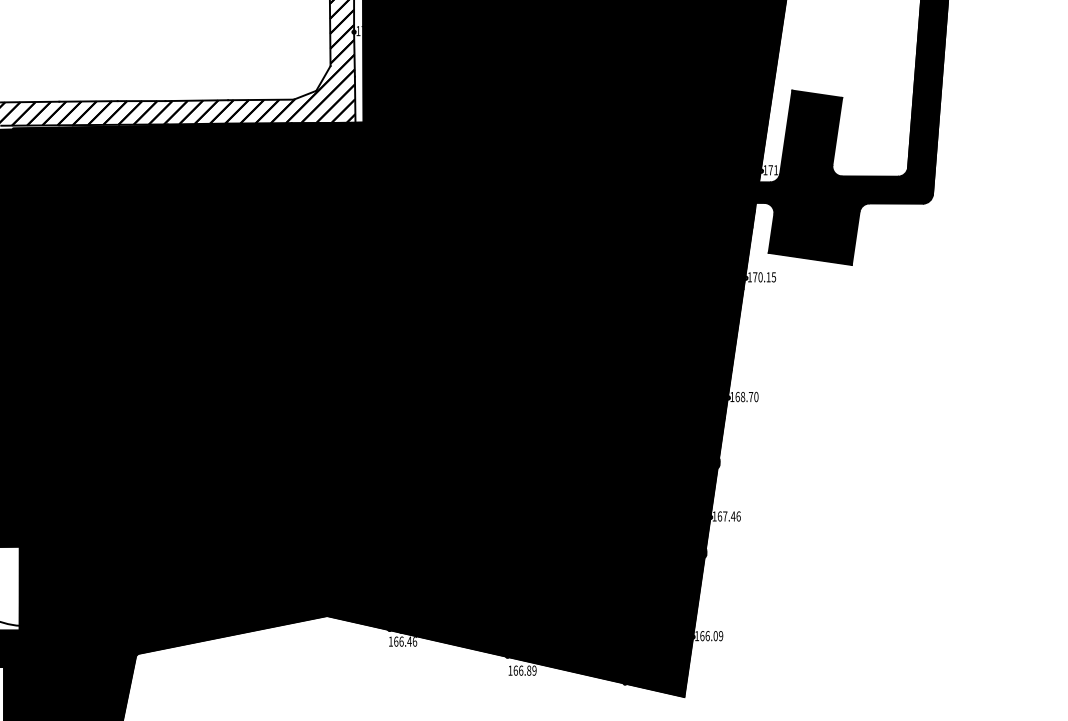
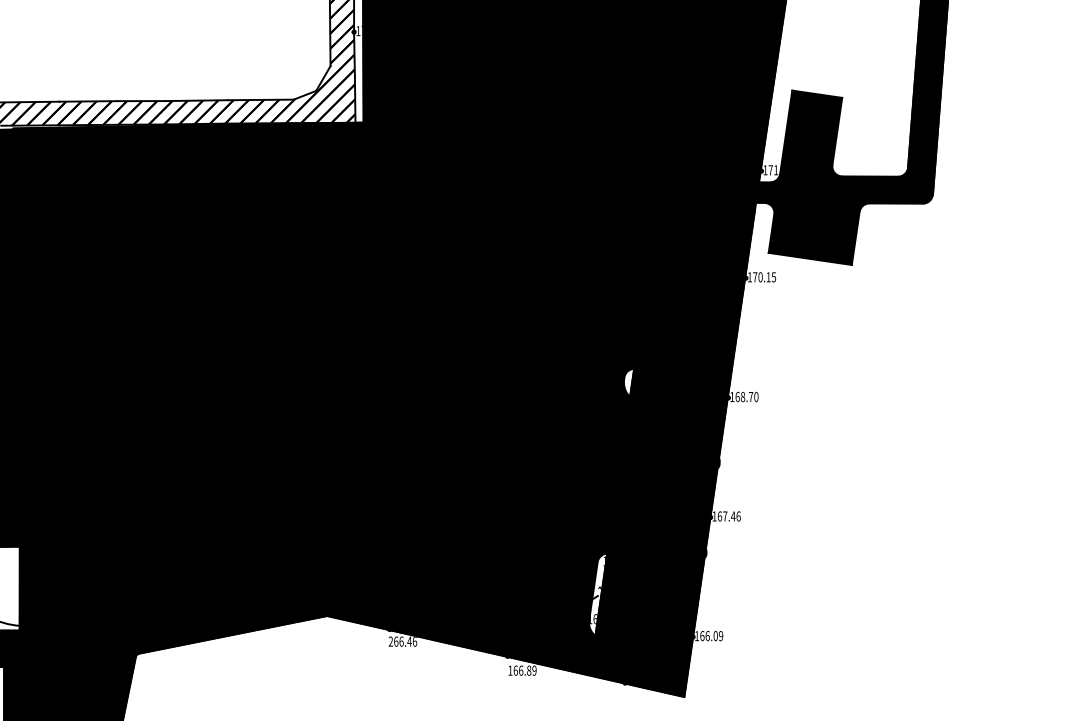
fill: present -> none (628, 384)
fill: present -> none (596, 600)
text: 166.46 -> 266.46 (390, 641)
